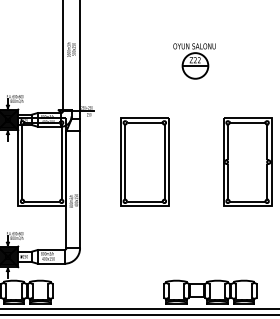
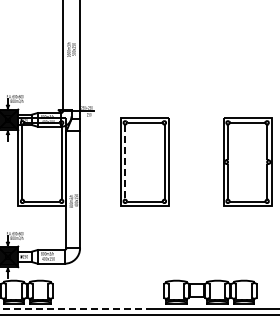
part: present -> none (194, 61)
line: solid -> dashed (125, 162)
line: solid -> dashed (75, 308)
